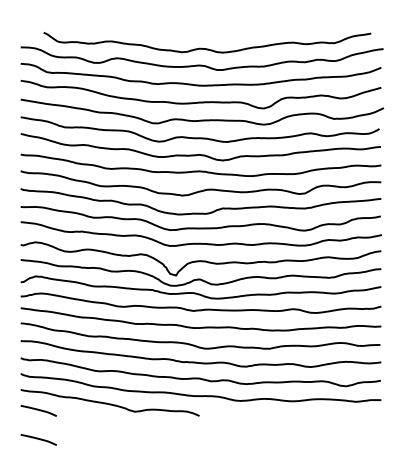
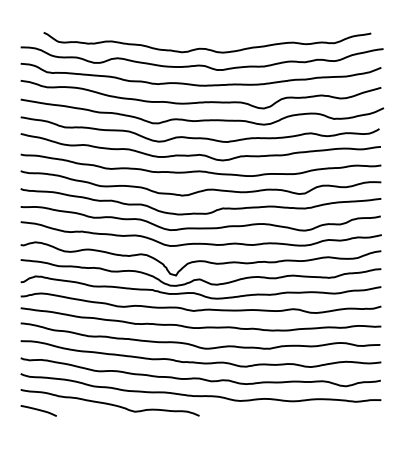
curve: present -> none (38, 439)
